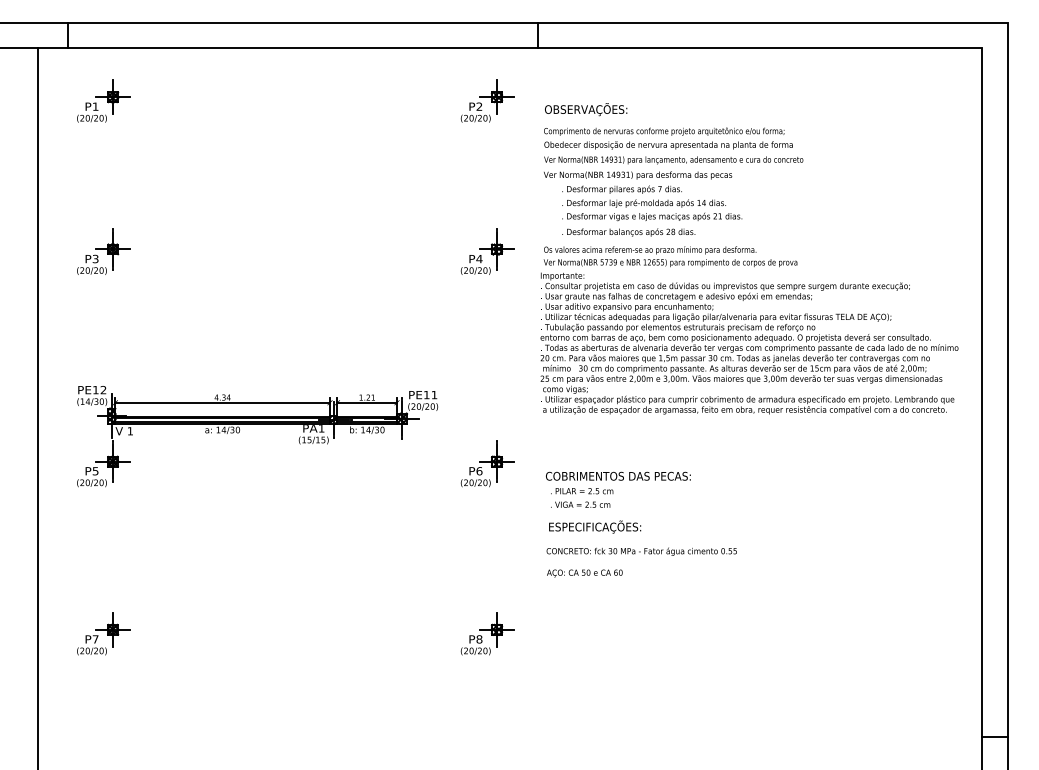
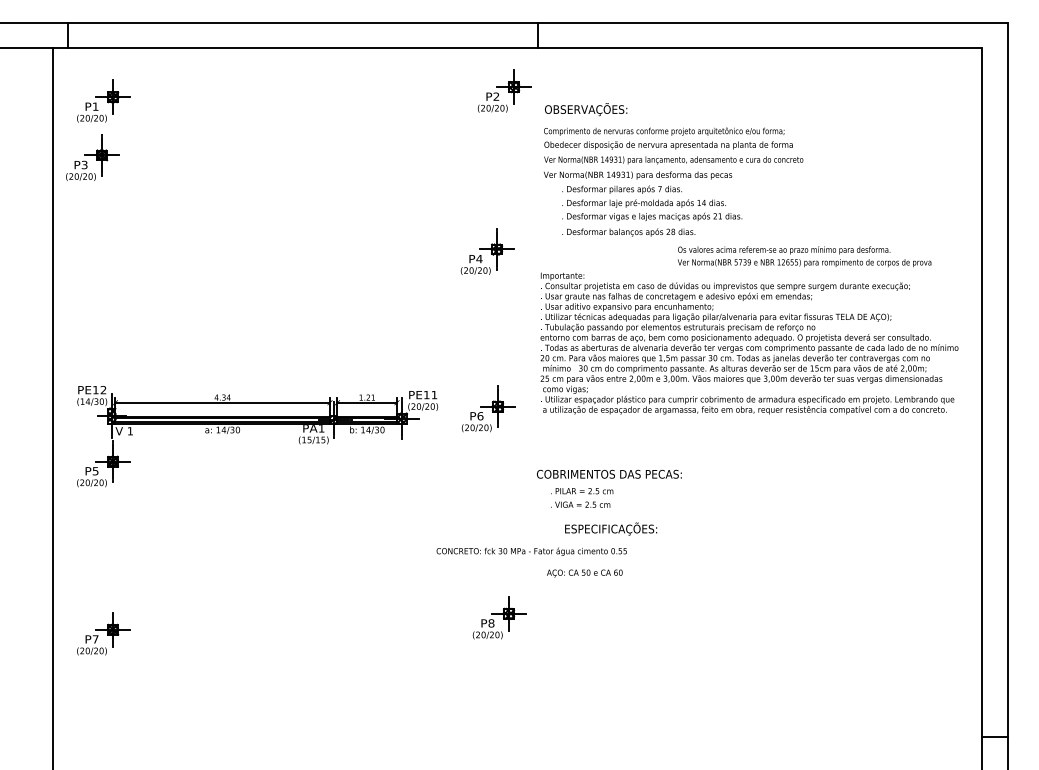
part position: (487, 100) -> (504, 90) (504, 90)
part position: (103, 251) -> (92, 157) (92, 157)
text position: (670, 256) -> (804, 256) (804, 256)
line position: (37, 407) -> (52, 407) (52, 407)
part position: (487, 463) -> (488, 408) (488, 408)
text position: (618, 475) -> (609, 473) (609, 473)
text position: (595, 526) -> (611, 528) (611, 528)
text position: (641, 551) -> (531, 551) (531, 551)
part position: (487, 633) -> (499, 617) (499, 617)
